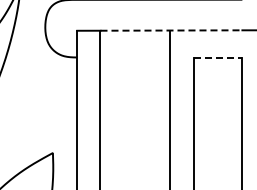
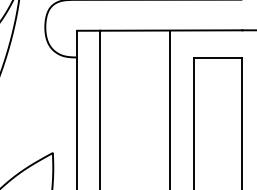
line: dashed -> solid (171, 30)
line: dashed -> solid (218, 57)
